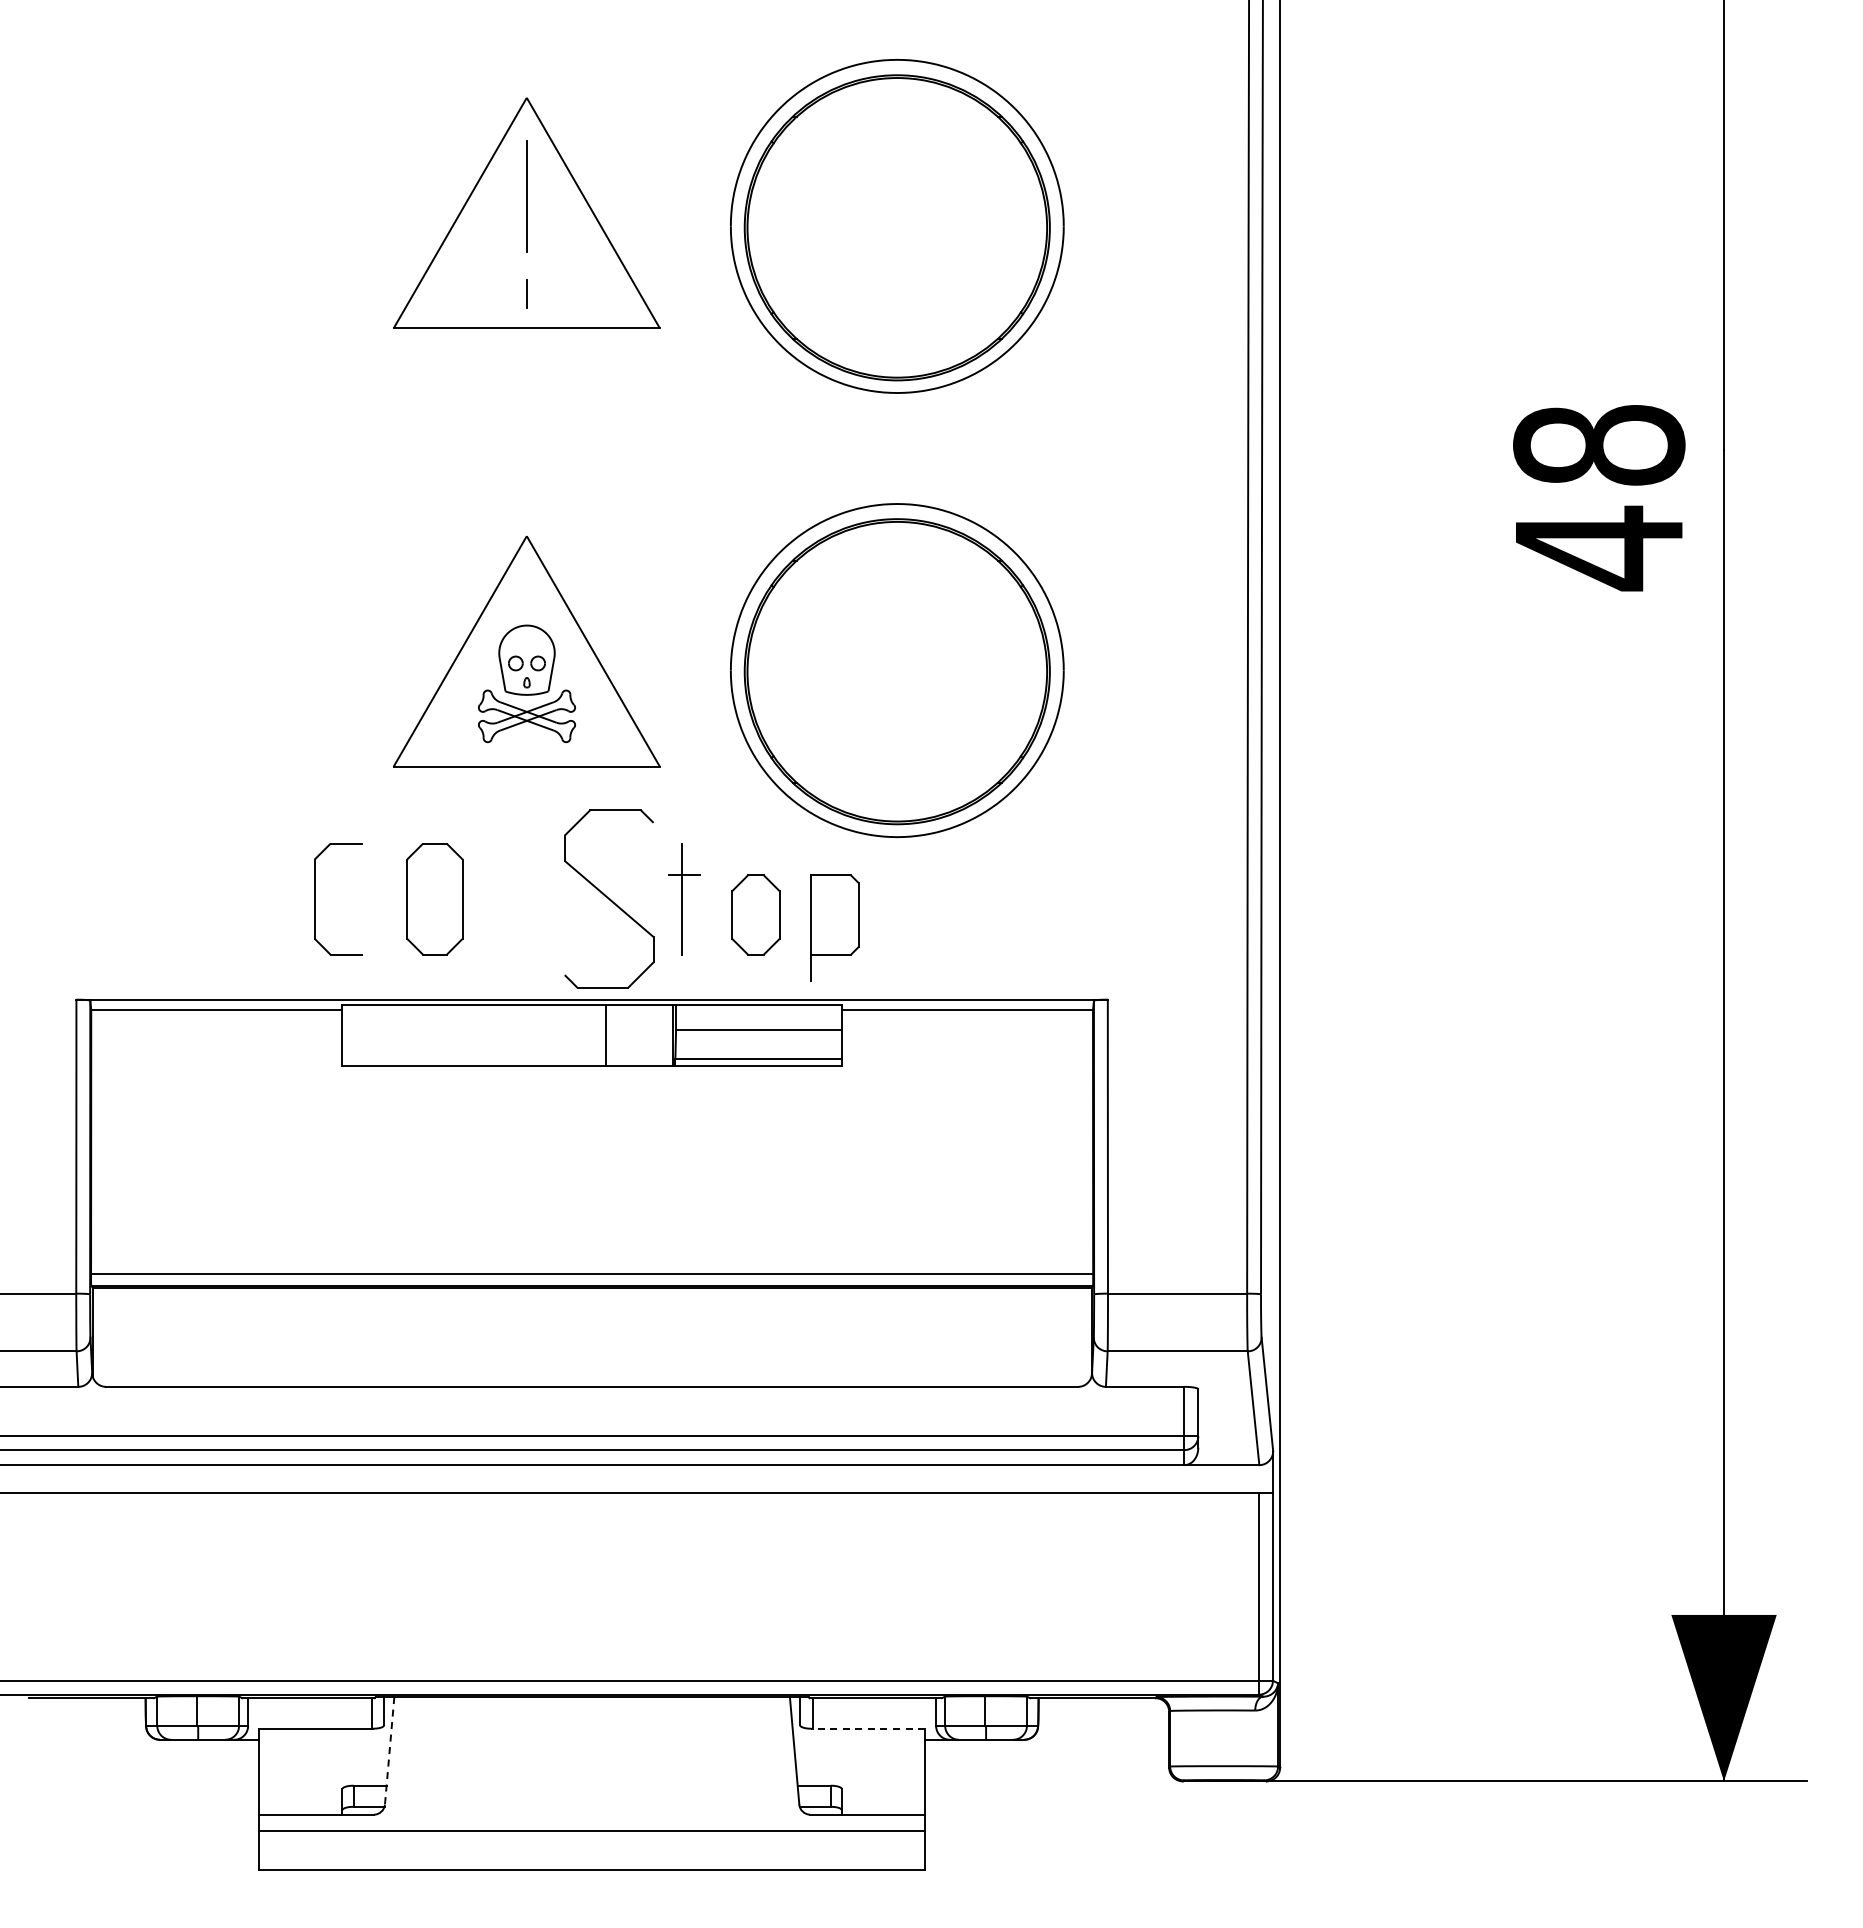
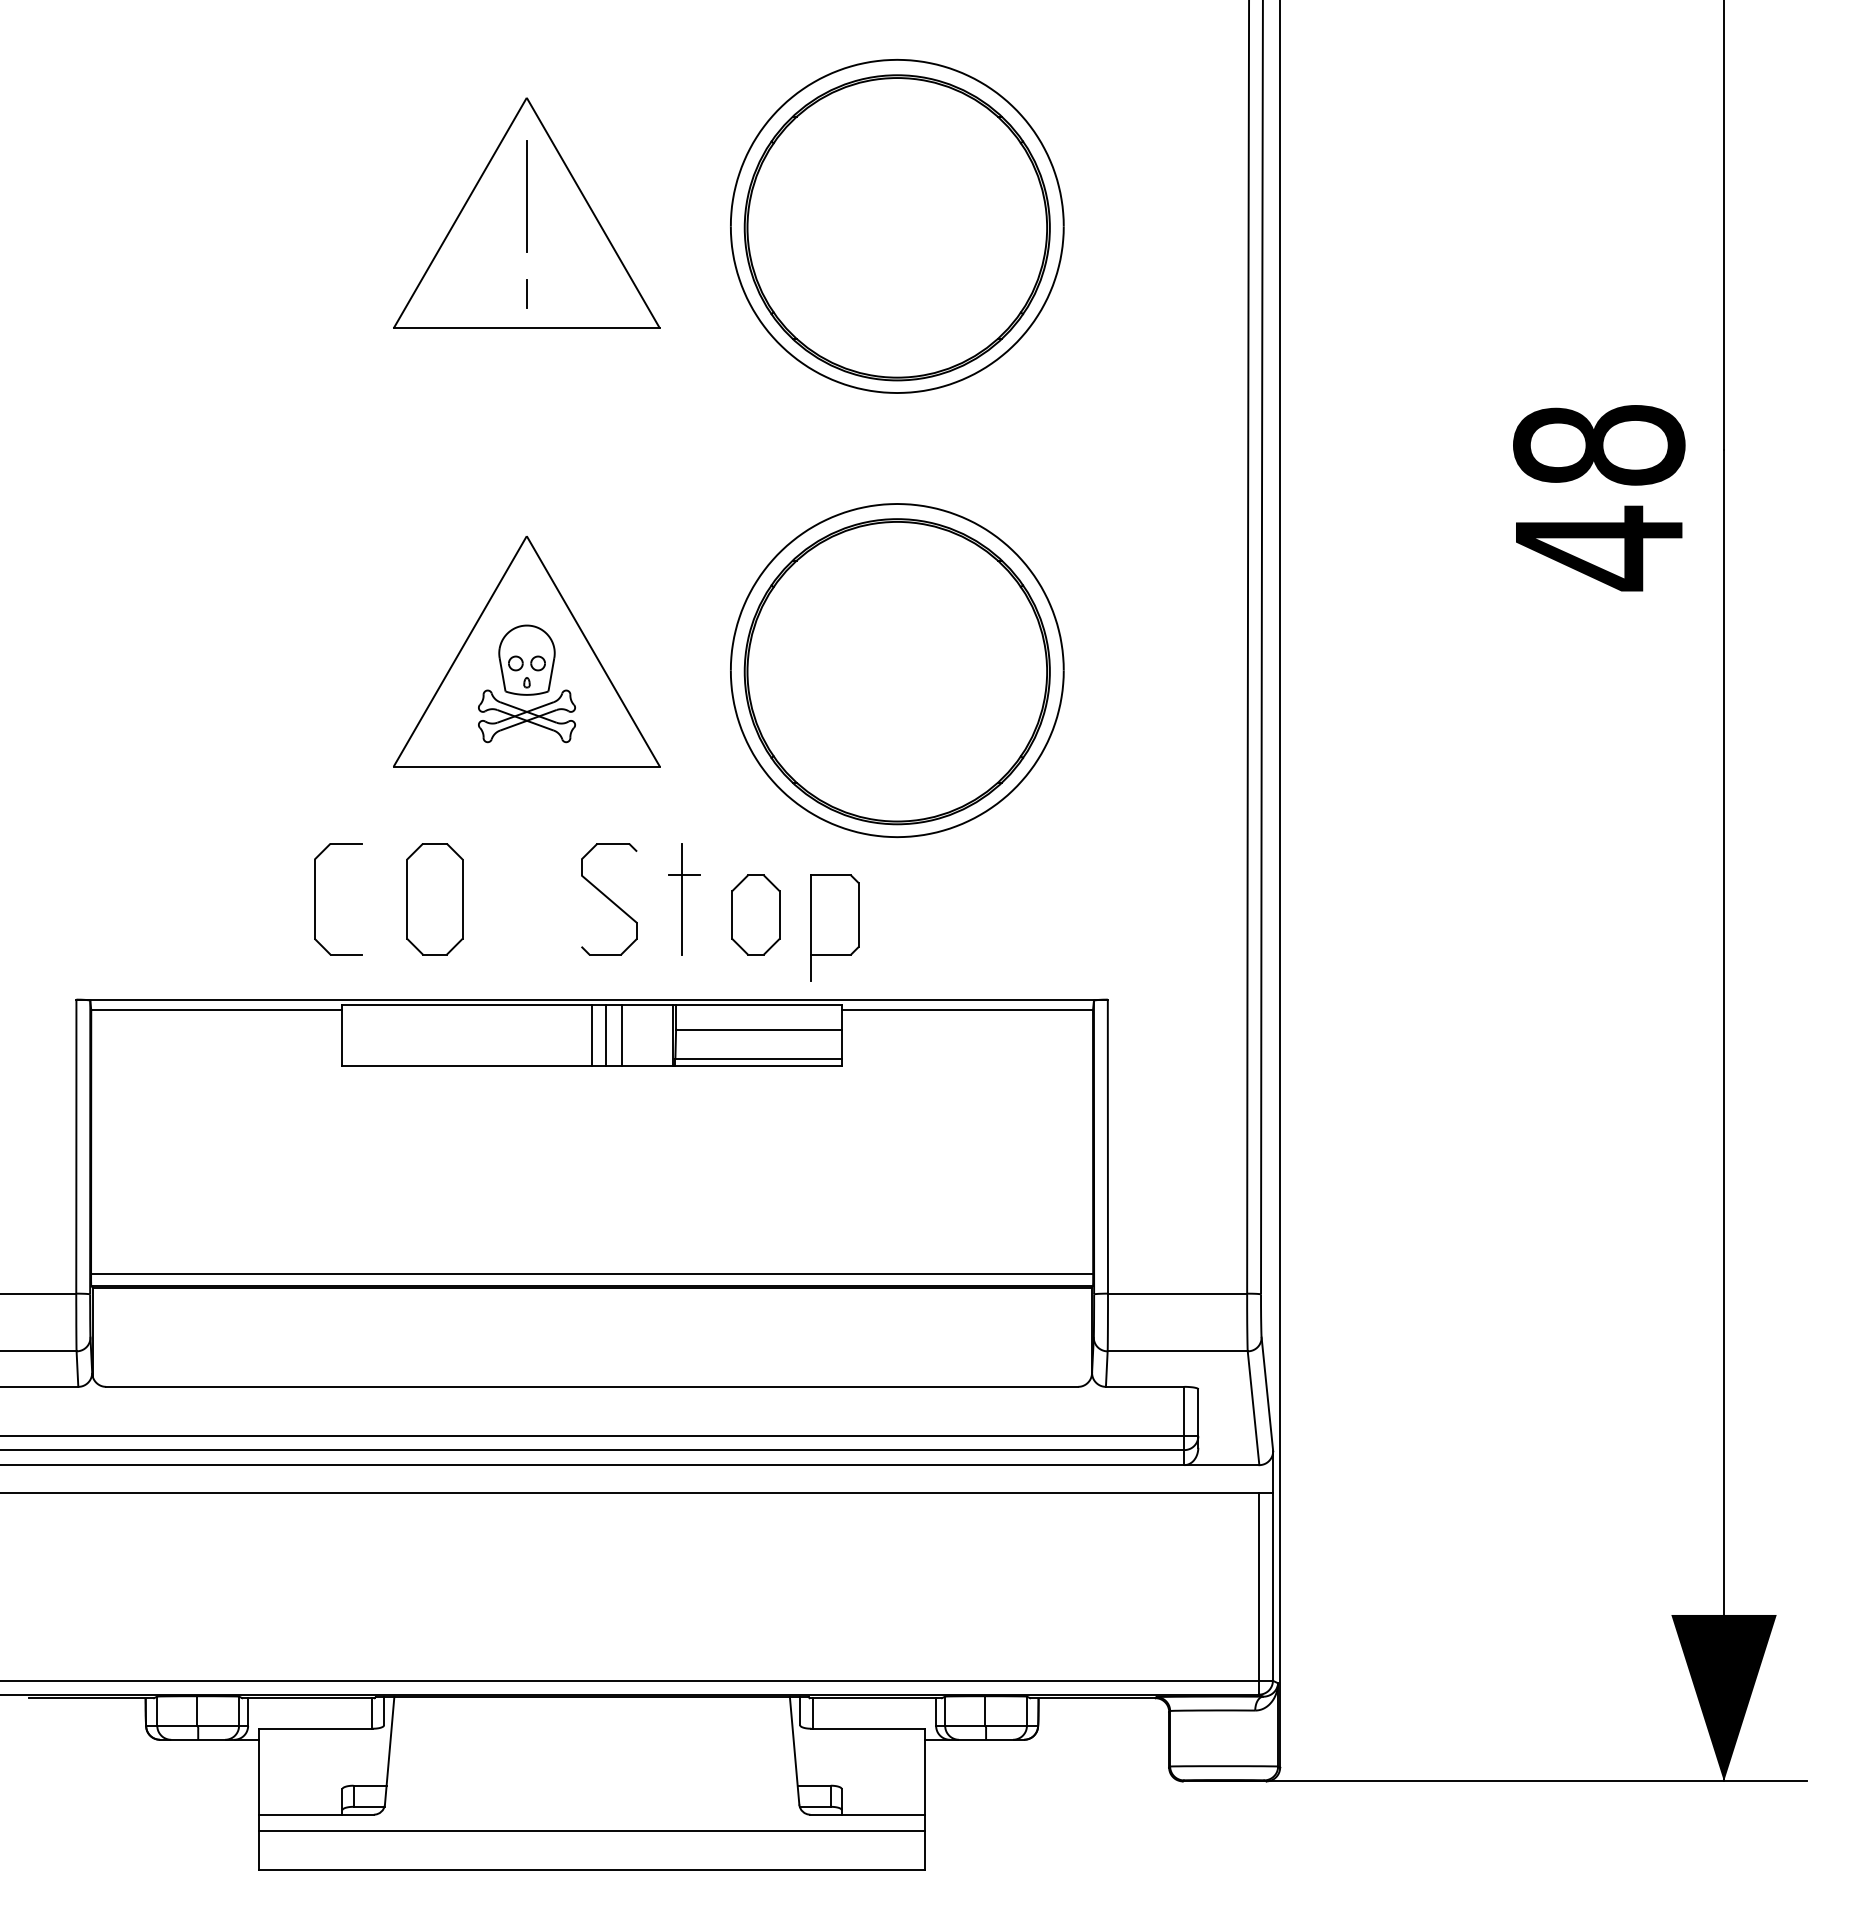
part size: 91x180 px -> 57x113 px (609, 899)
line: none -> present (592, 1034)
line: none -> present (622, 1034)
line: dashed -> solid (868, 1728)
line: dashed -> solid (389, 1750)
